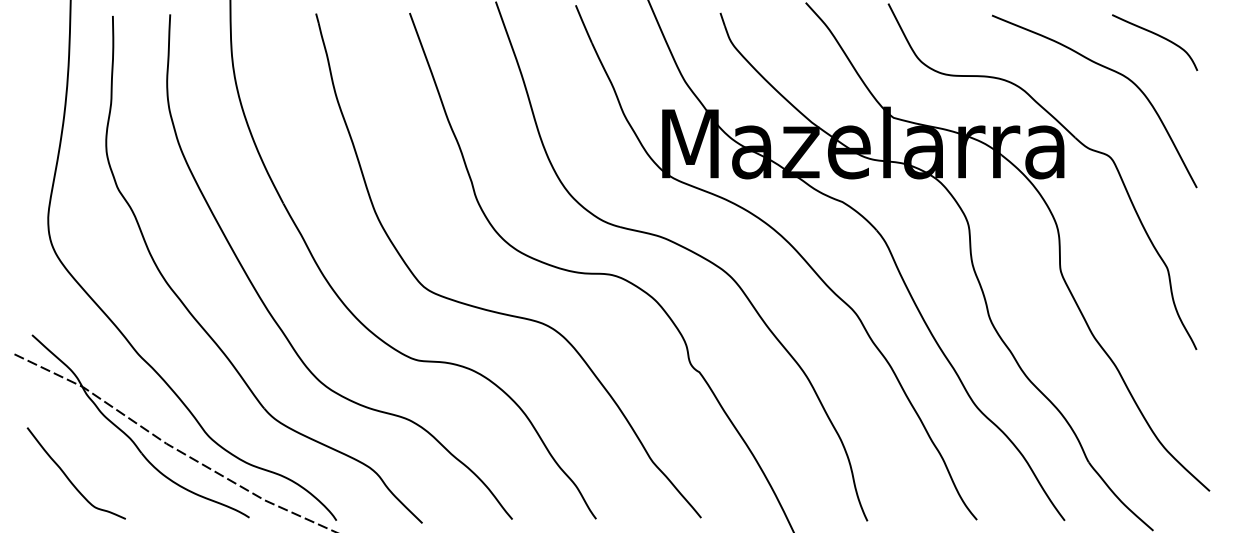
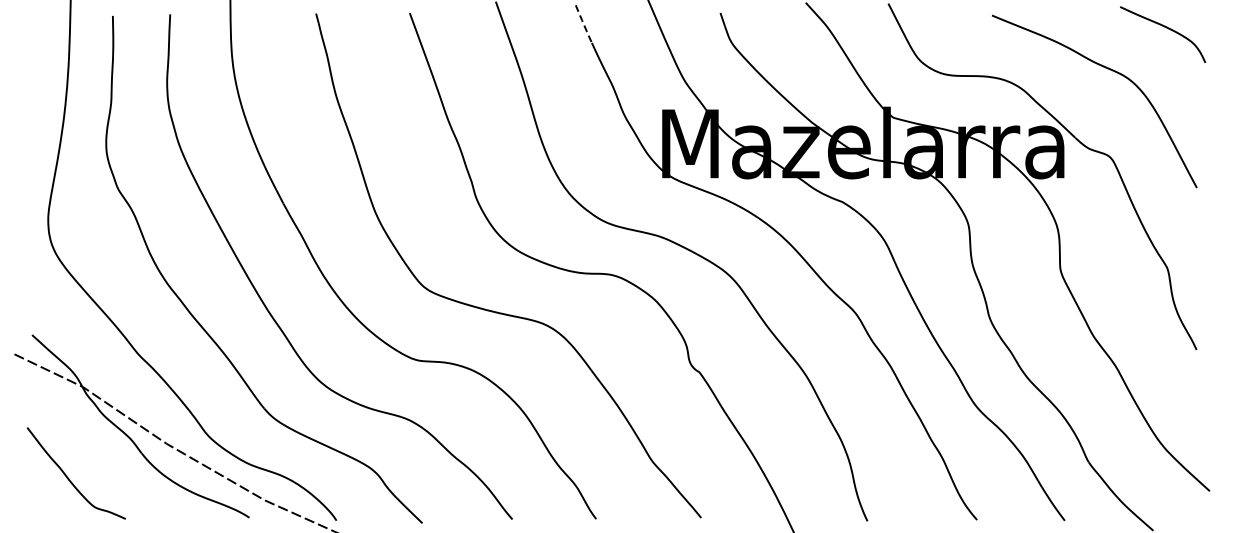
line: solid -> dashed (583, 24)
curve position: (1158, 36) -> (1166, 28) (1166, 28)
